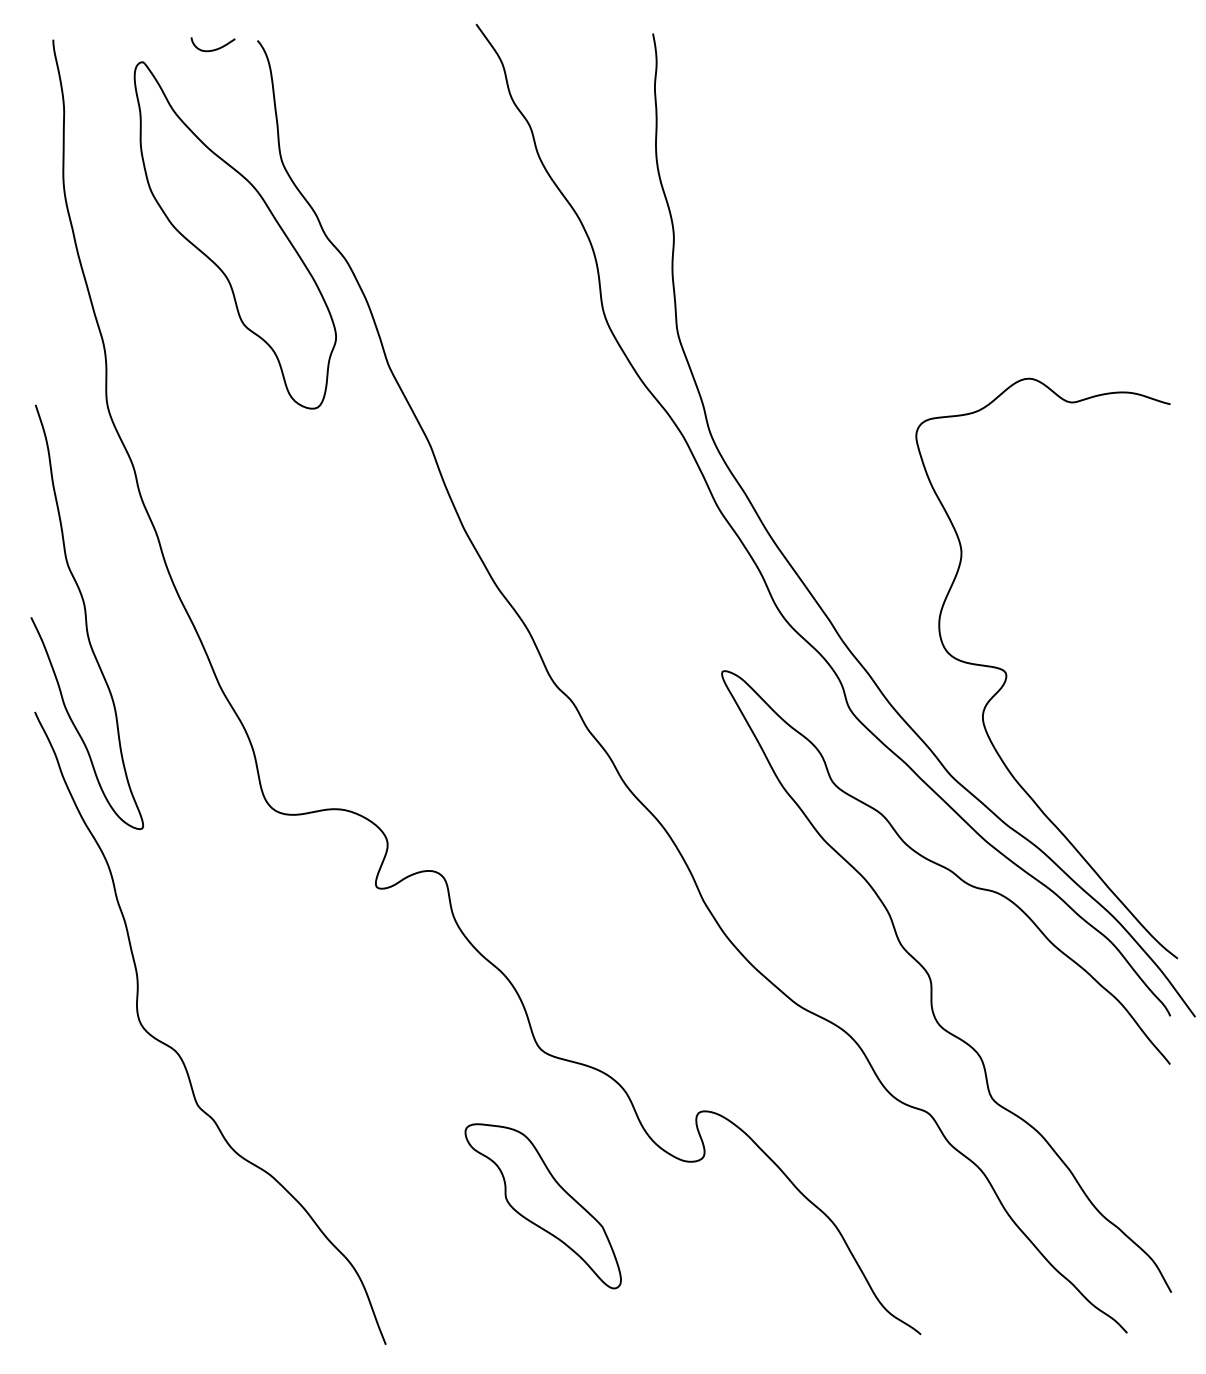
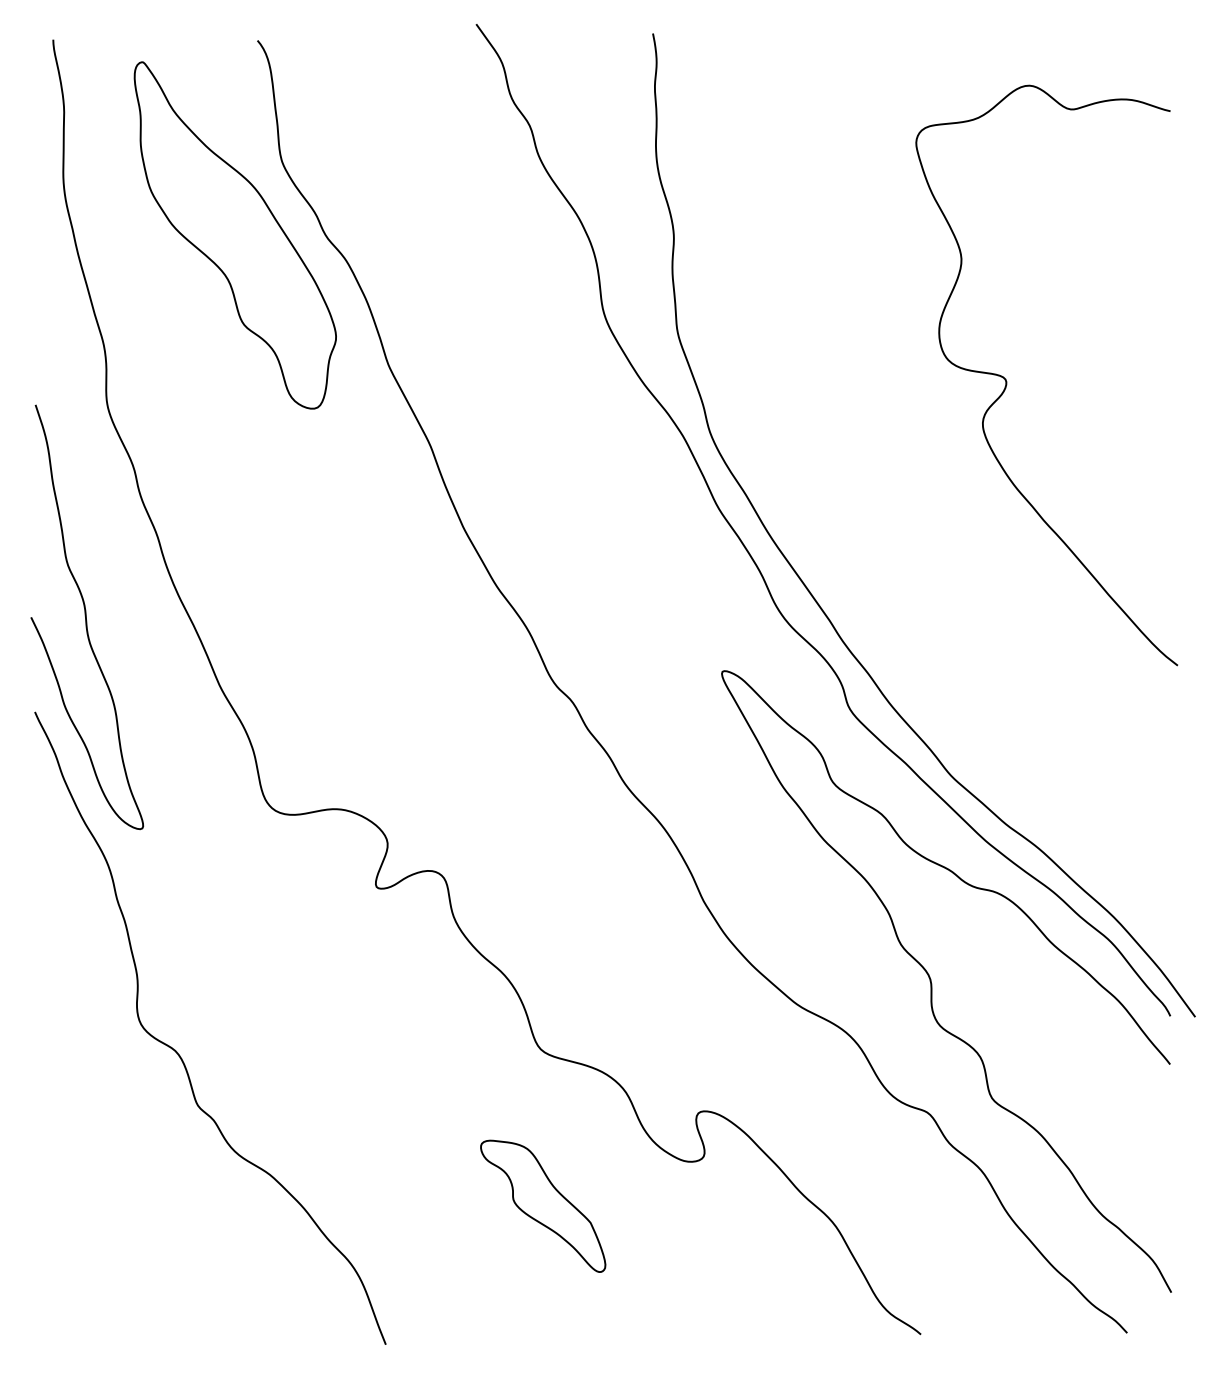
curve: present -> none (215, 48)
curve position: (1007, 674) -> (1007, 381) (1007, 381)
part size: 158x167 px -> 127x134 px (543, 1205)
